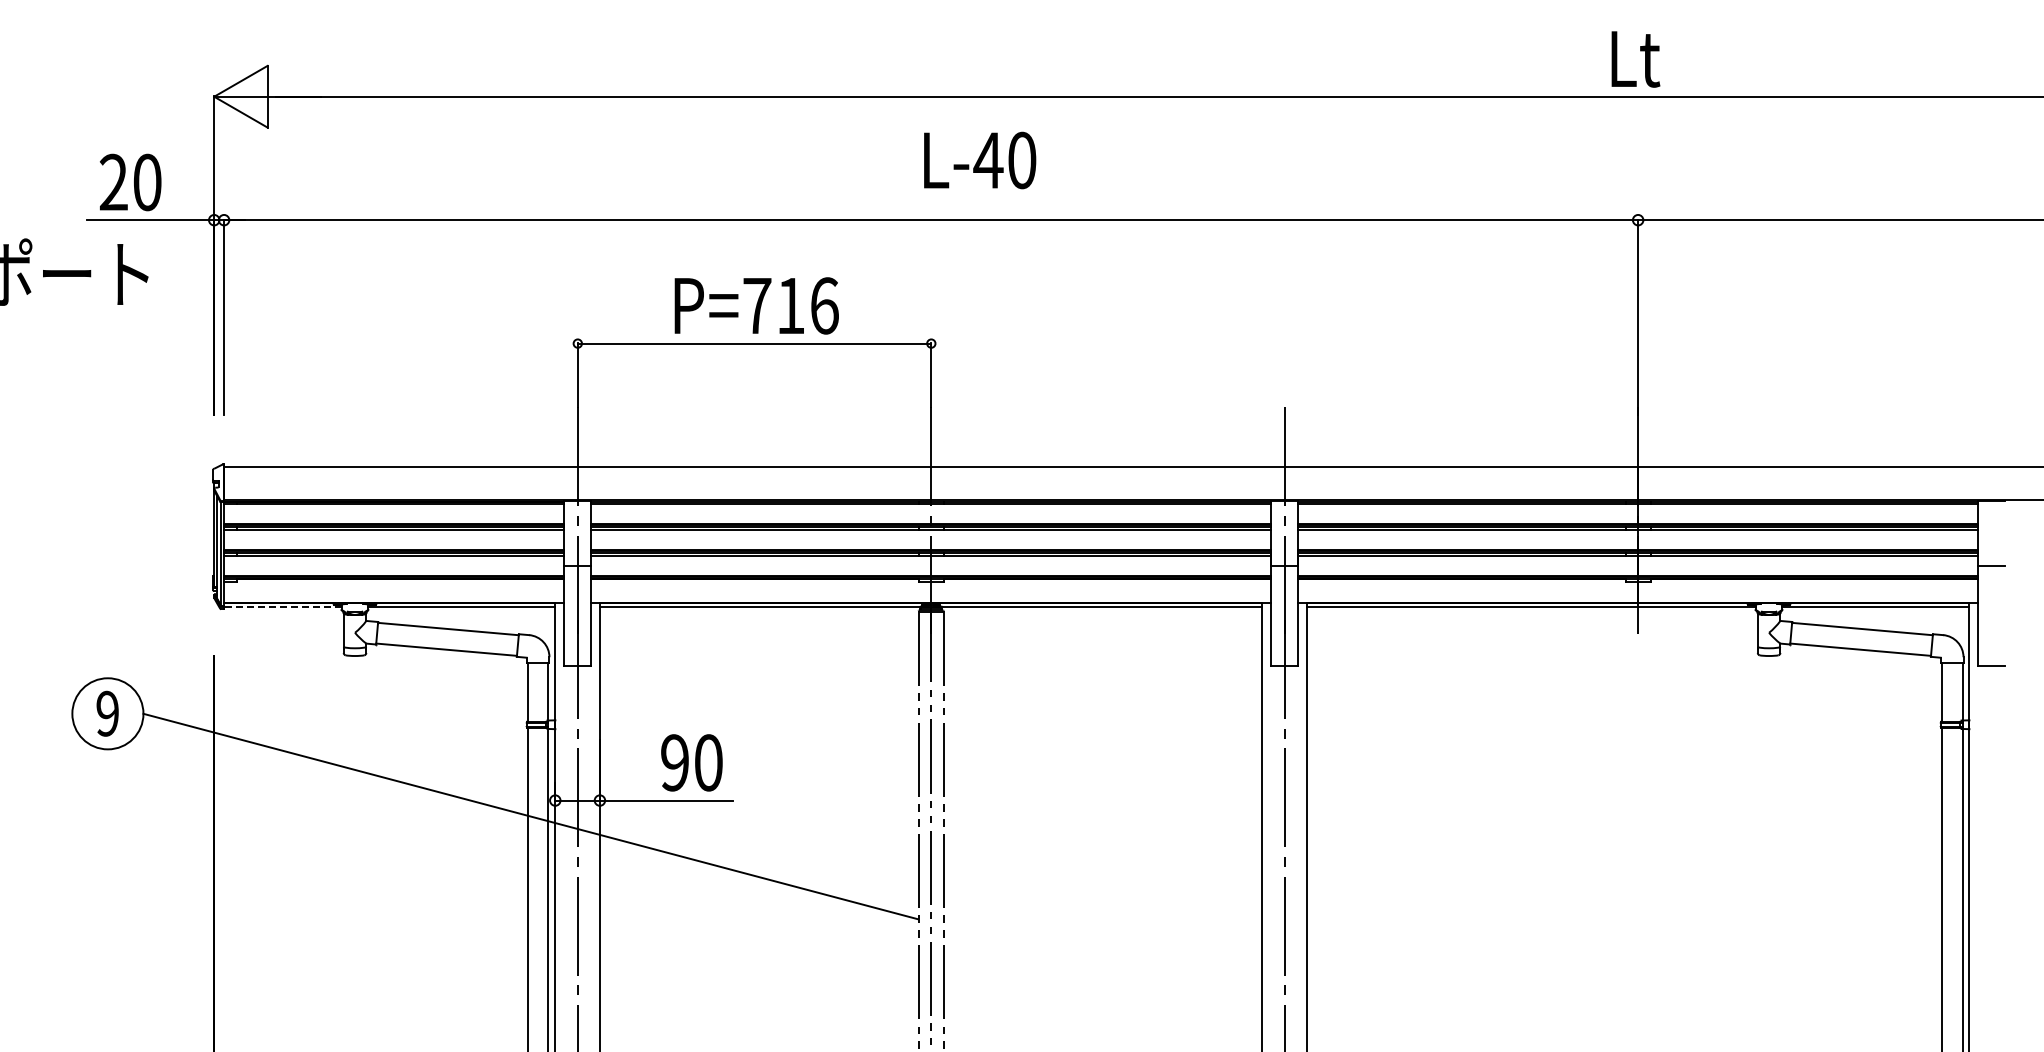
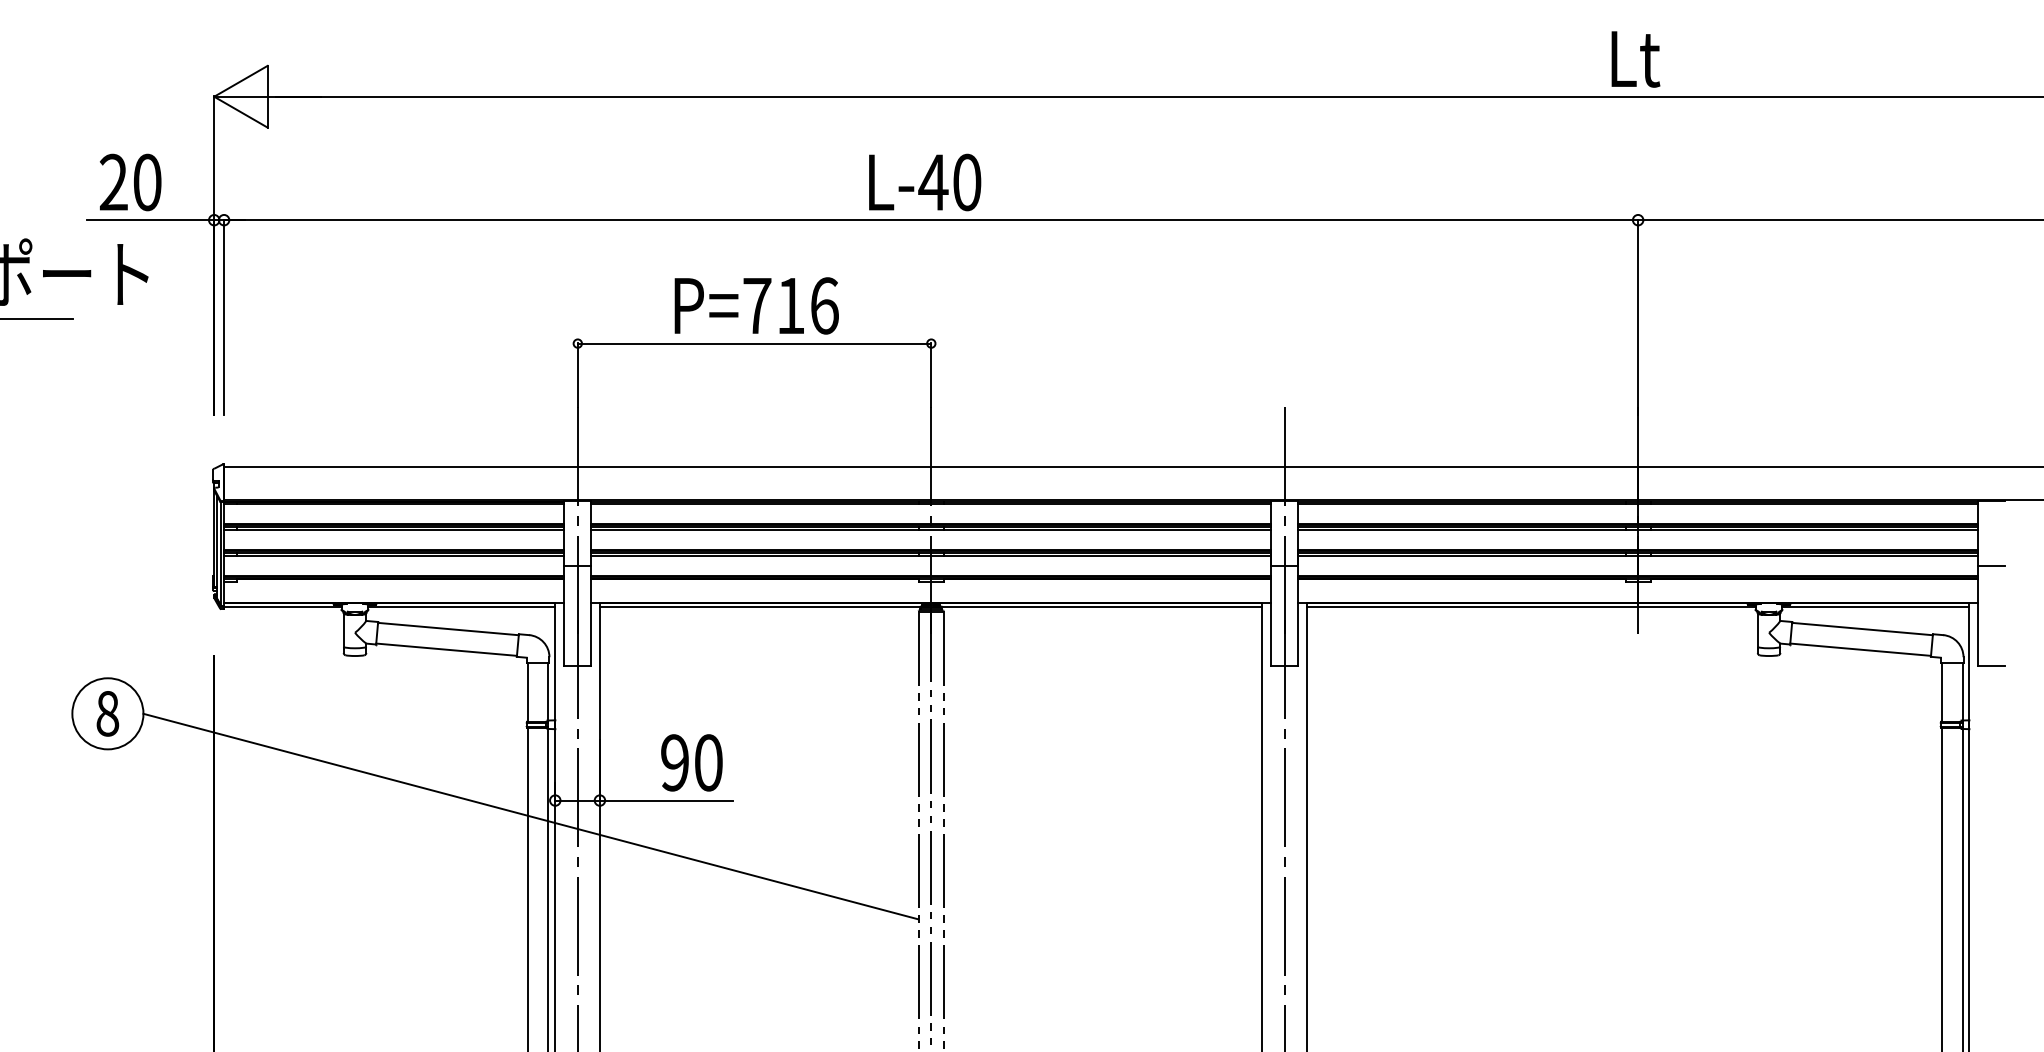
text position: (980, 160) -> (925, 182) (925, 182)
line: none -> present (37, 318)
line: dashed -> solid (282, 607)
text: 9 -> 8 (107, 713)
